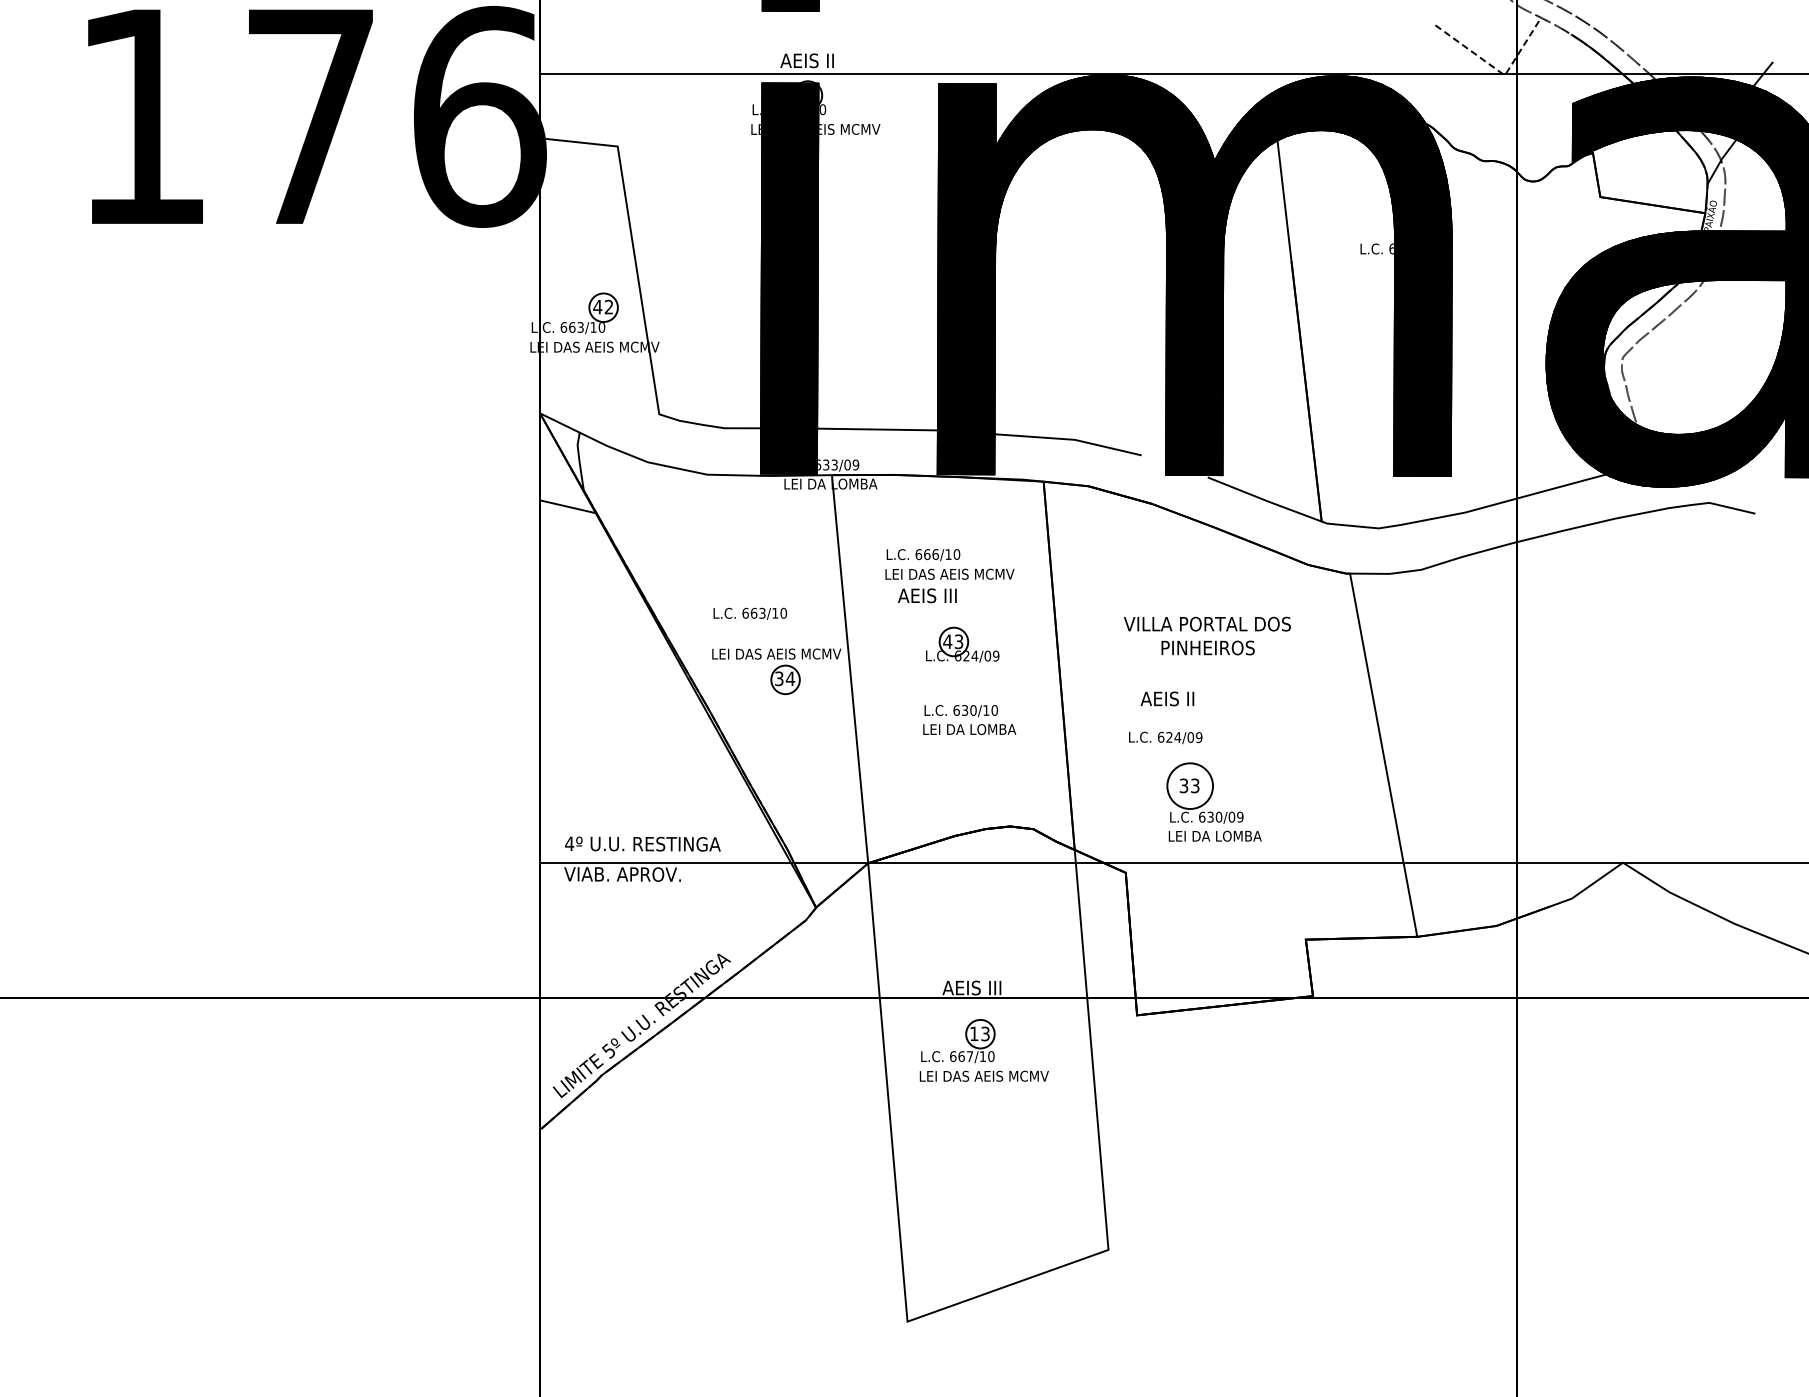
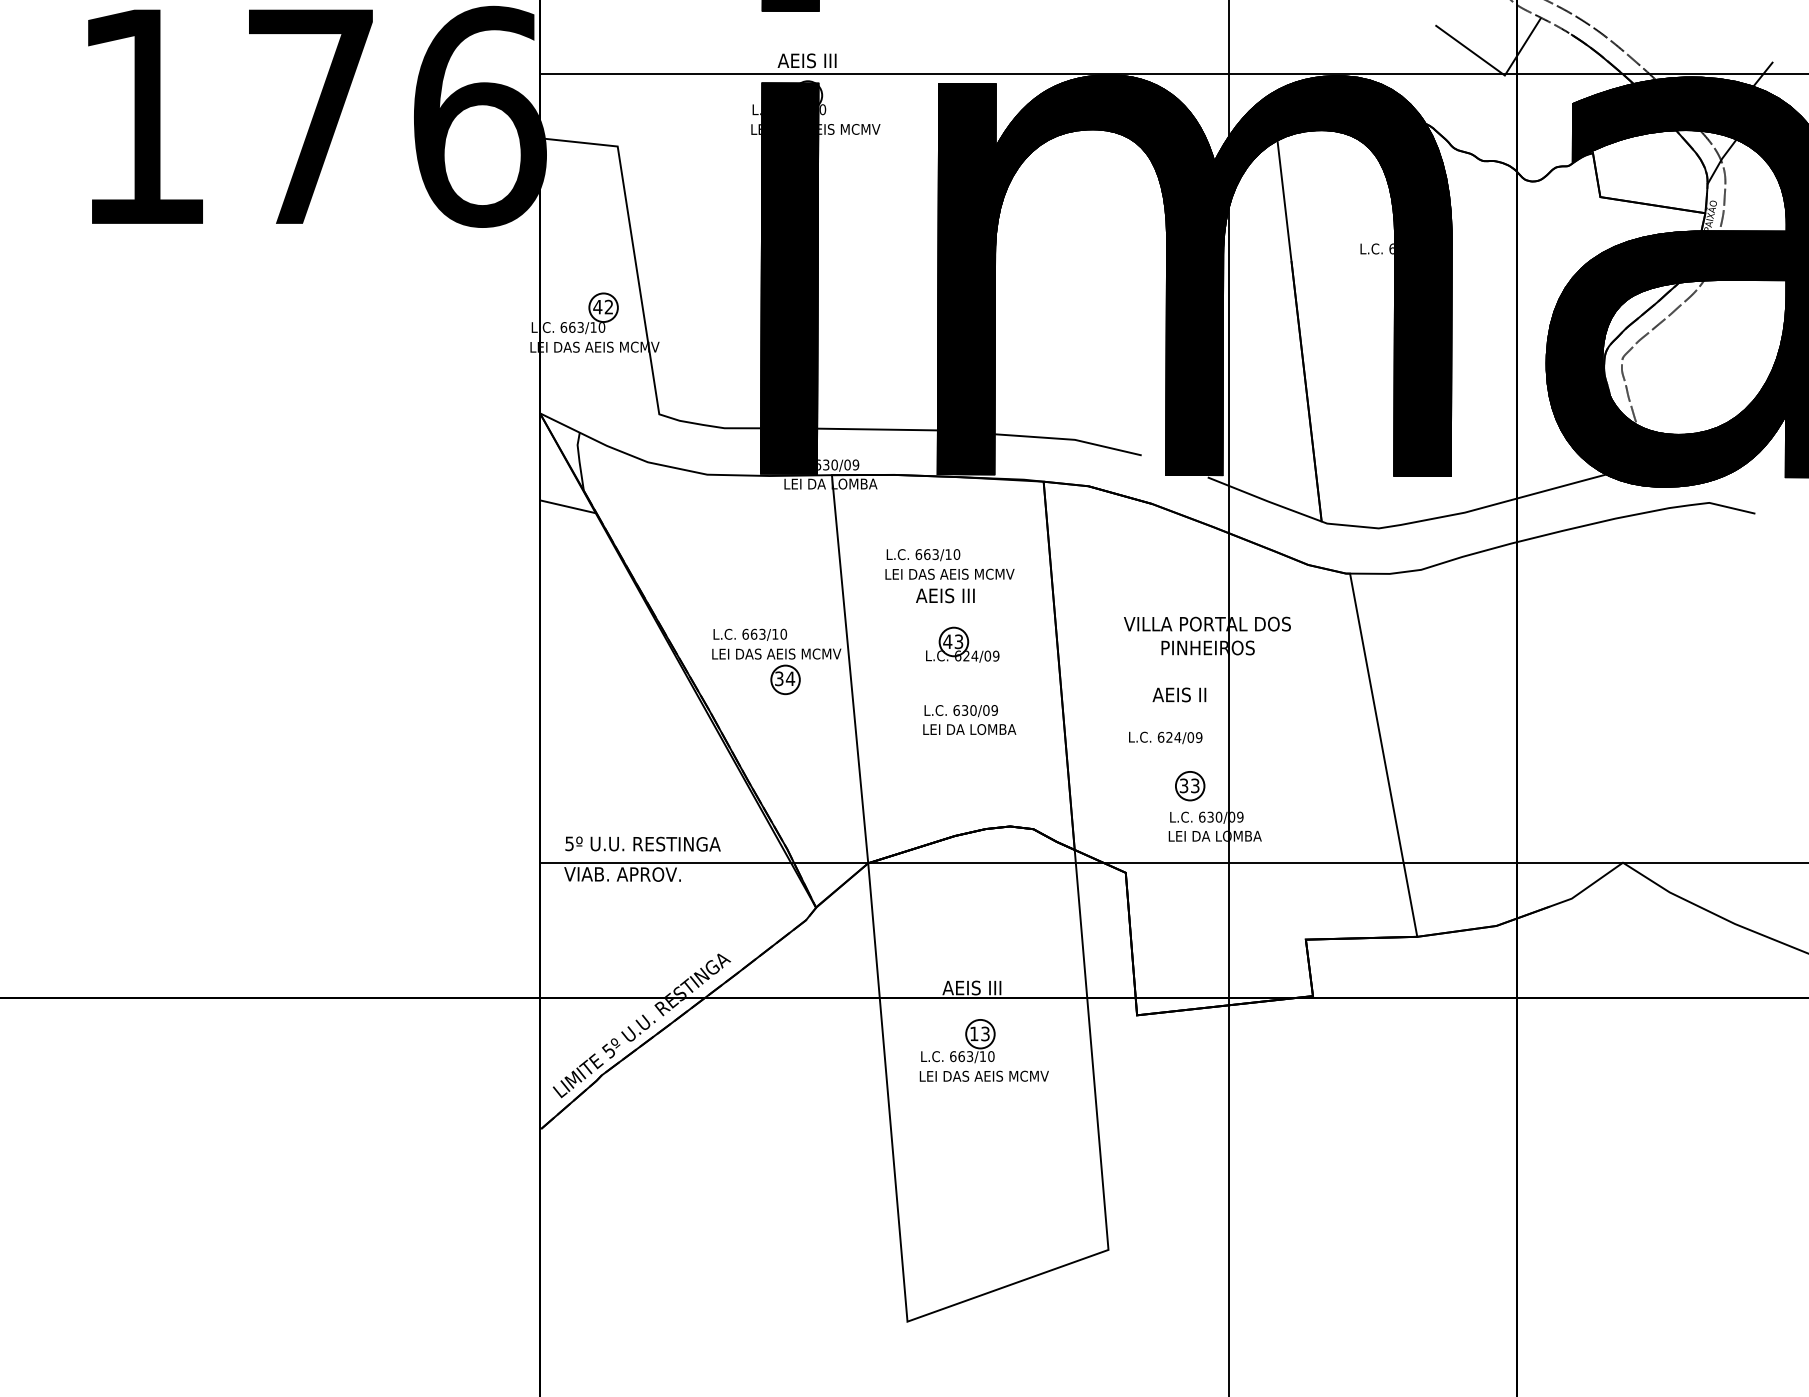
text: AEIS II -> AEIS III (806, 60)
line: dashed -> solid (1498, 70)
text: 633/09 -> 630/09 (834, 464)
text: 666/10 -> 663/10 (935, 554)
text position: (927, 595) -> (945, 595) (945, 595)
text position: (749, 613) -> (749, 634) (749, 634)
line: none -> present (1229, 697)
text position: (1167, 698) -> (1179, 694) (1179, 694)
text: 630/10 -> 630/09 (990, 710)
circle diameter: 46 px -> 29 px (1189, 785)
text: 4º -> 5º (569, 843)
text: 667/10 -> 663/10 (970, 1056)
